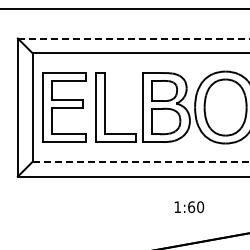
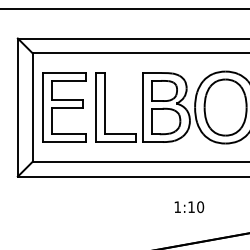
line: dashed -> solid (133, 38)
line: dashed -> solid (141, 161)
text: 1:60 -> 1:10 (191, 207)
